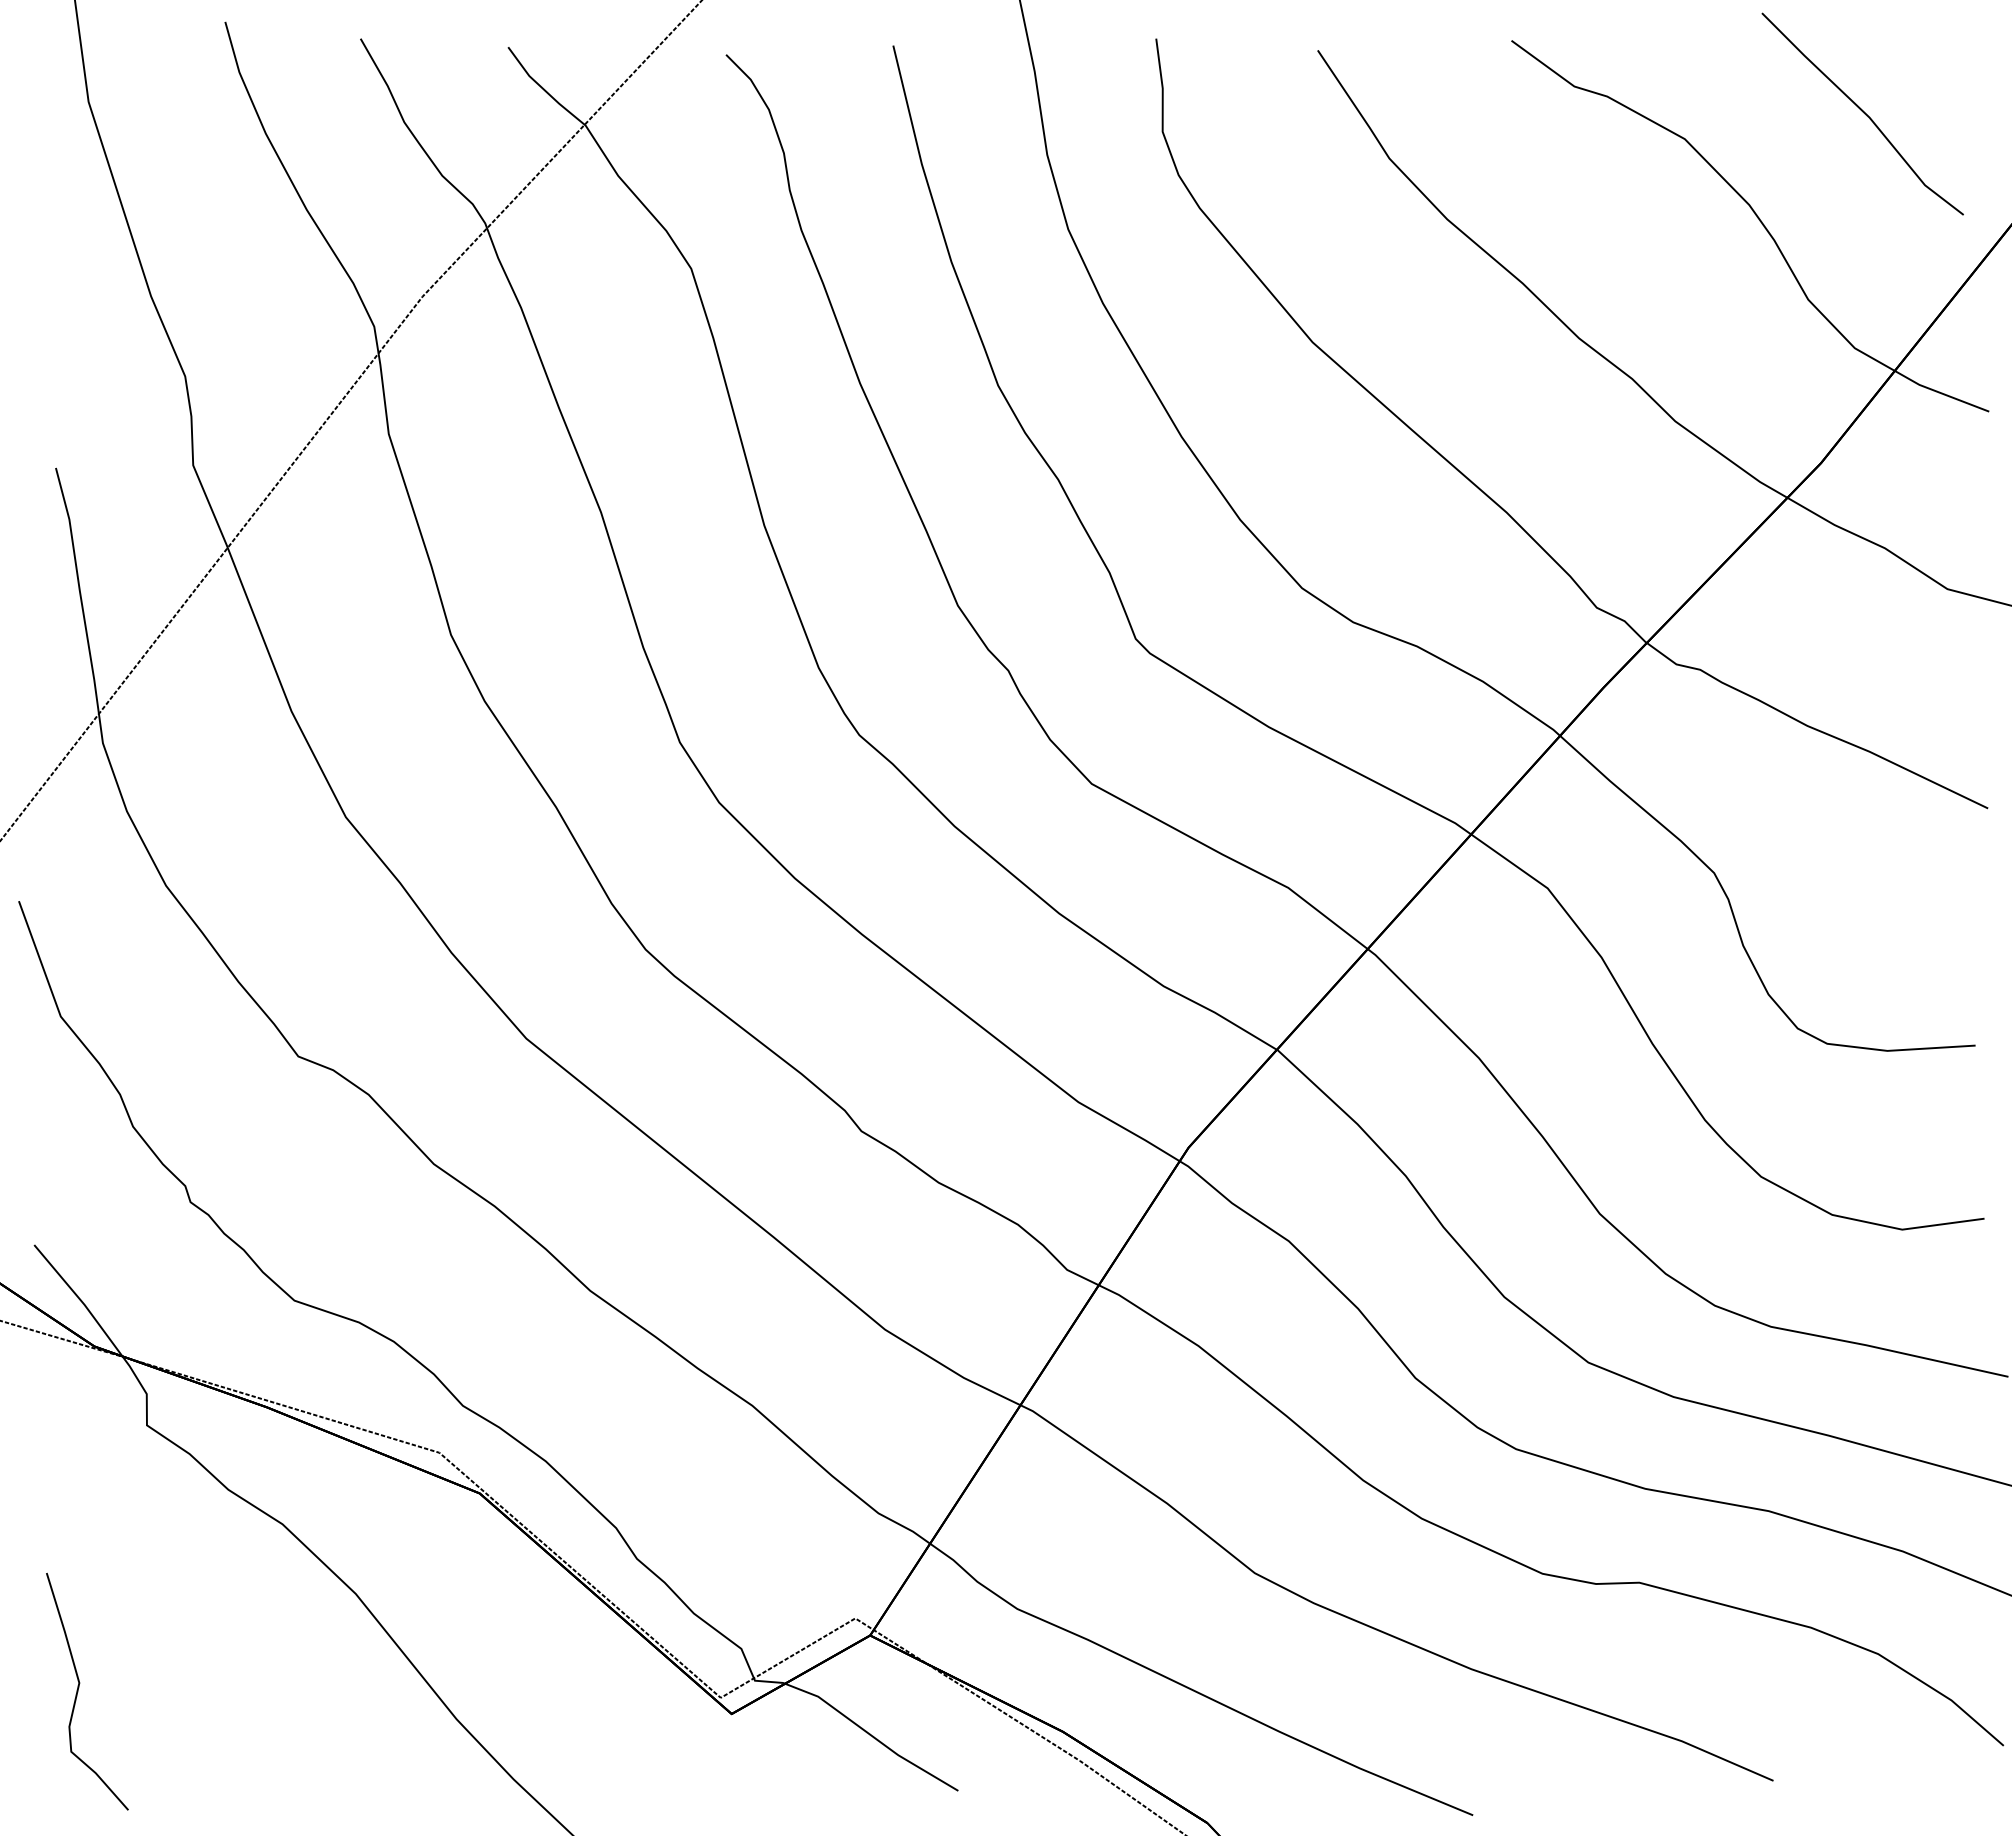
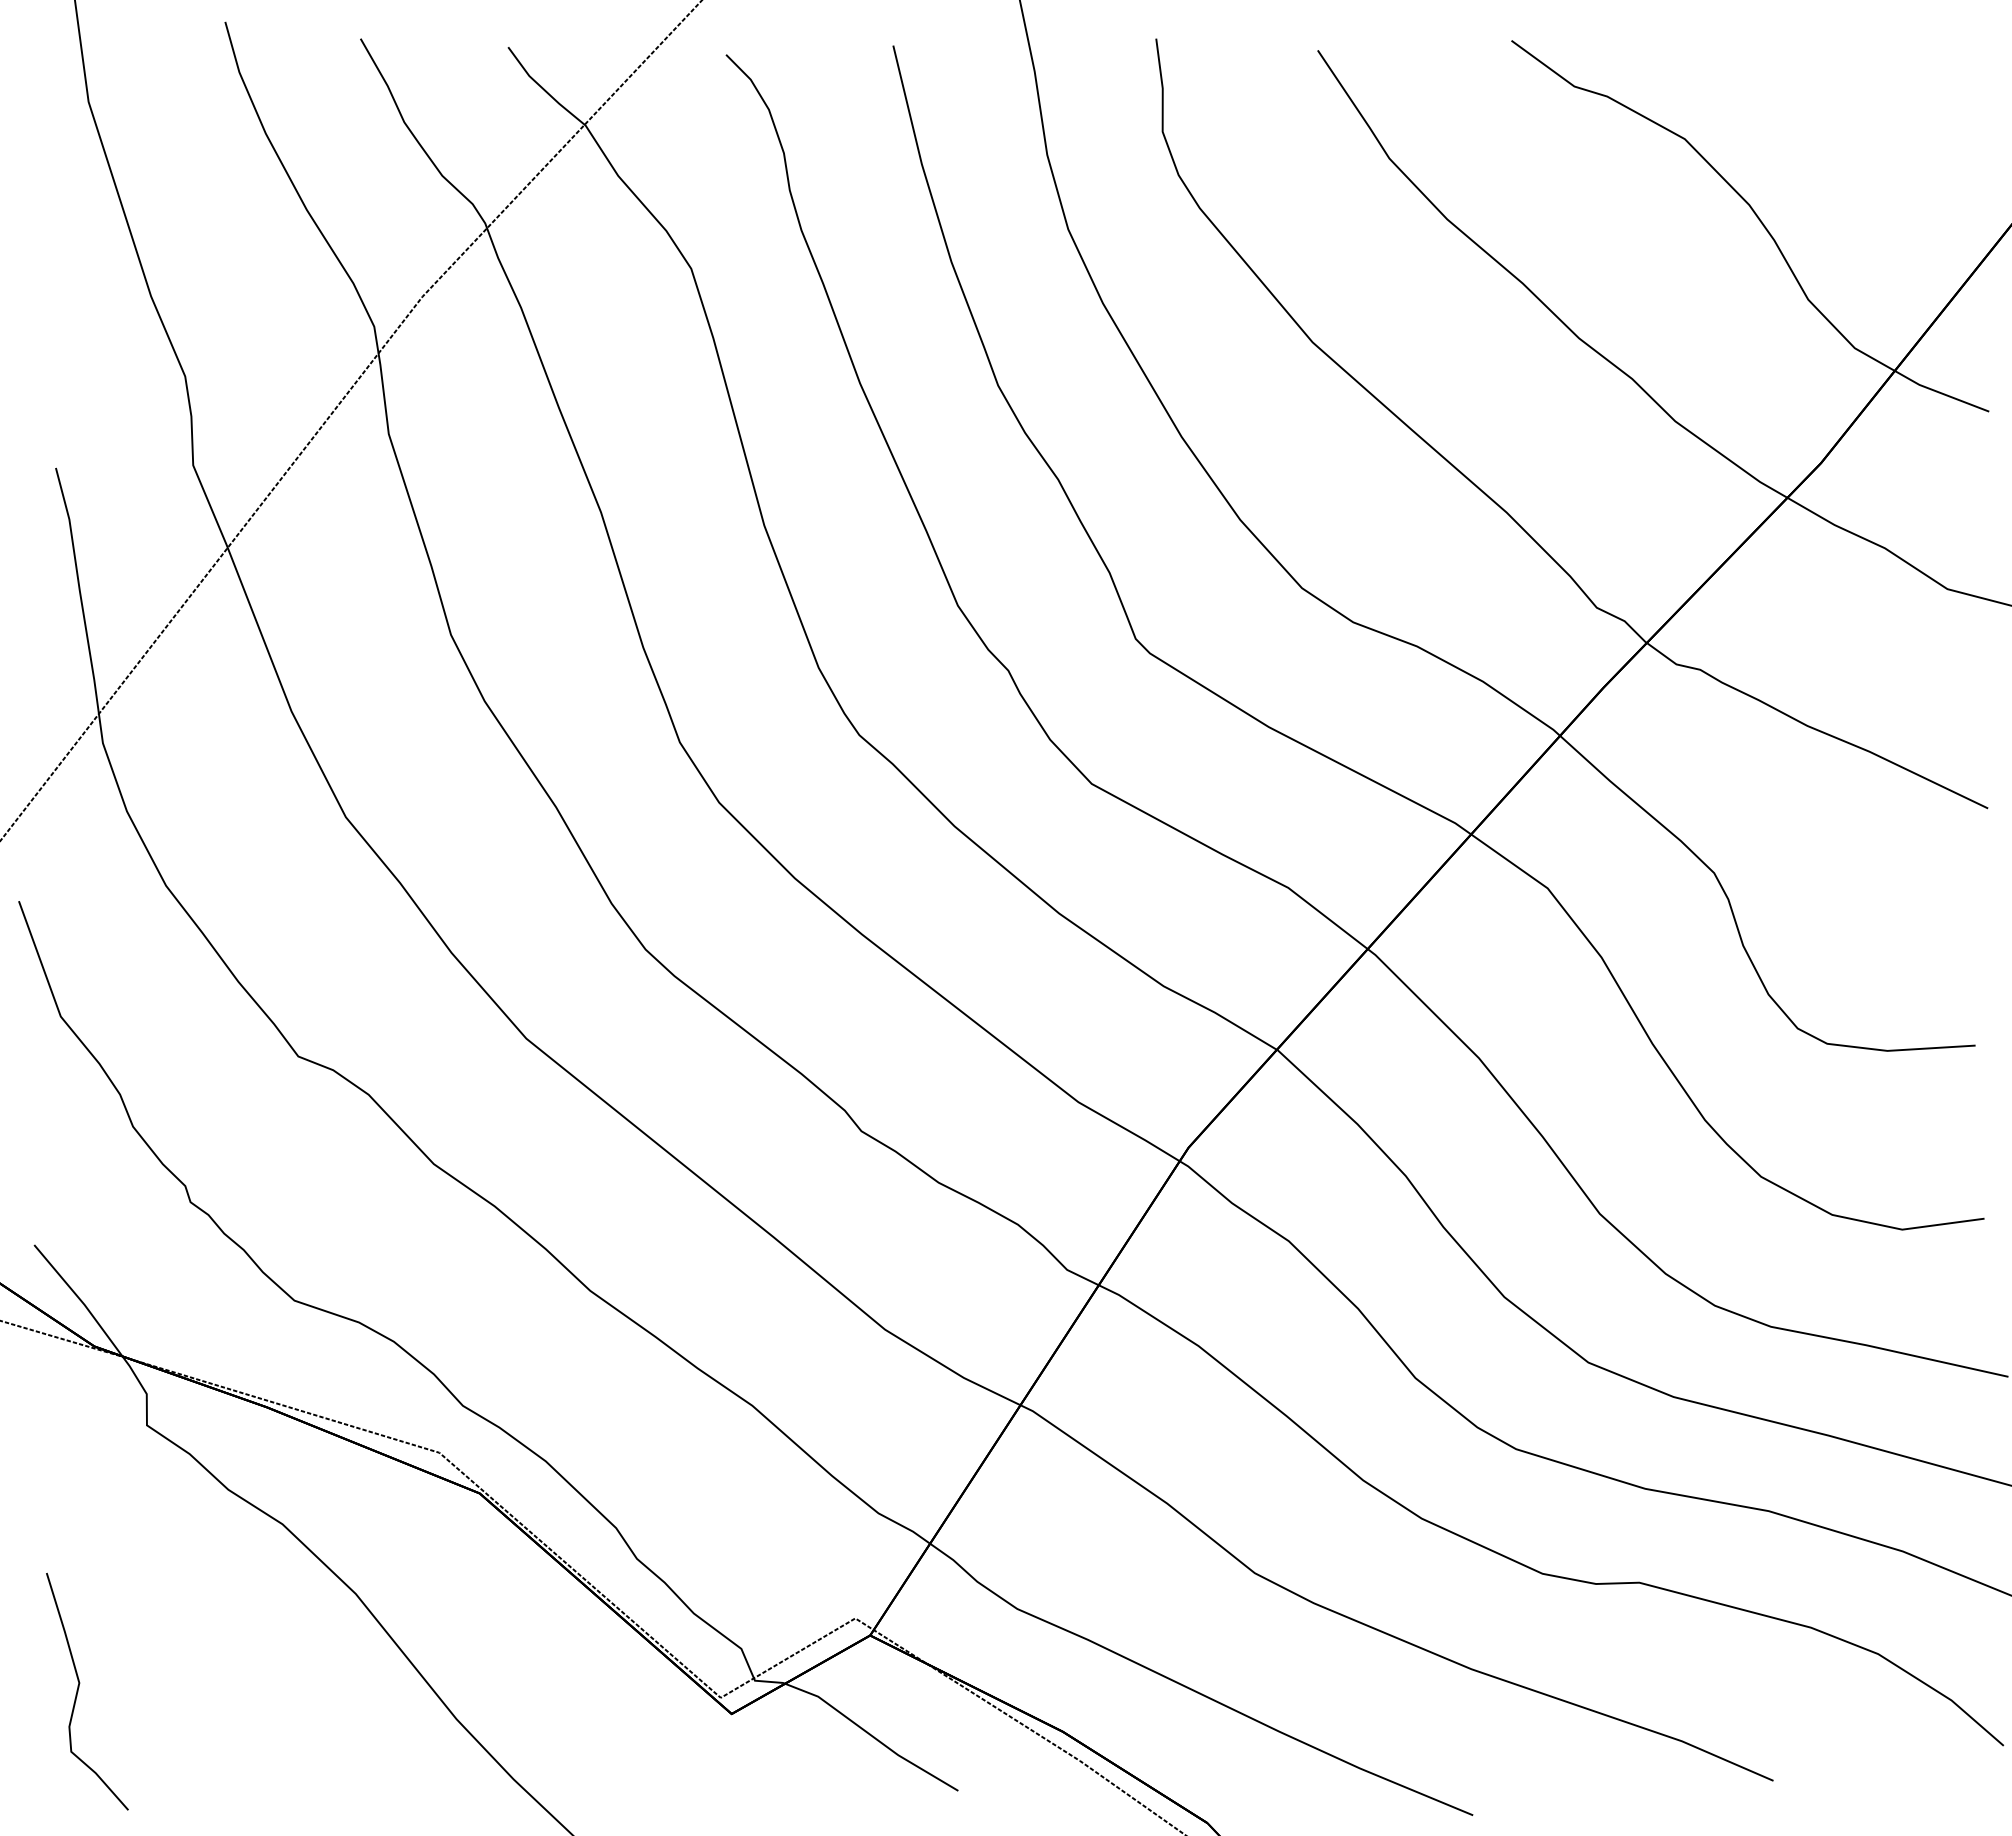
line: present -> none (1862, 112)
